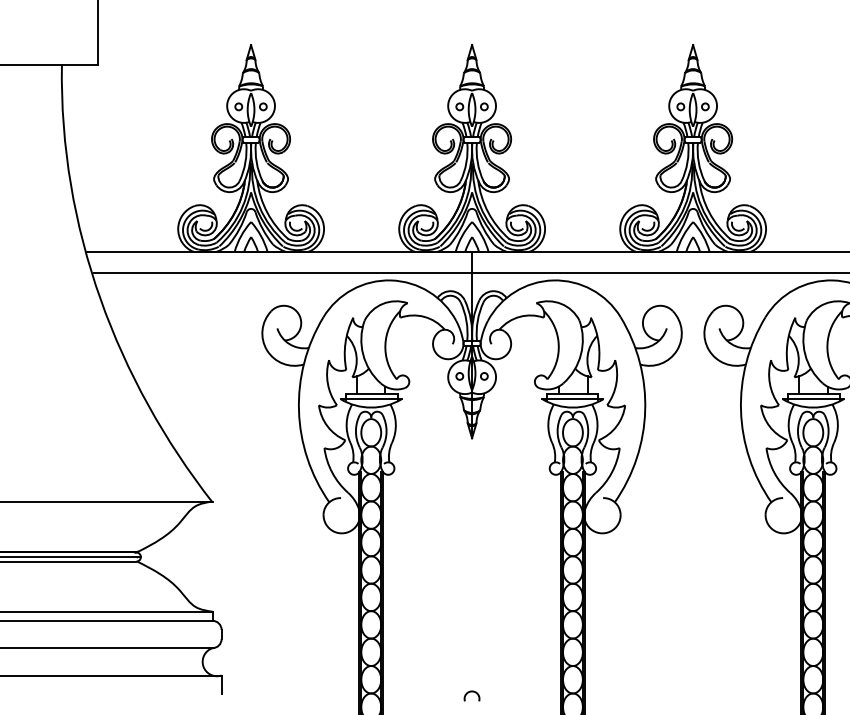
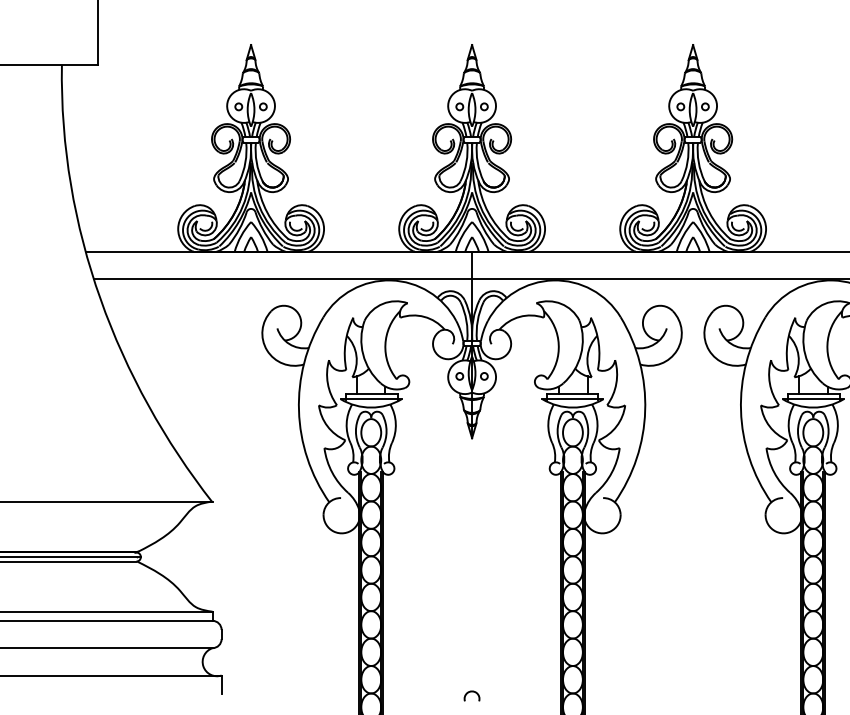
line position: (469, 273) -> (469, 279) (469, 279)
